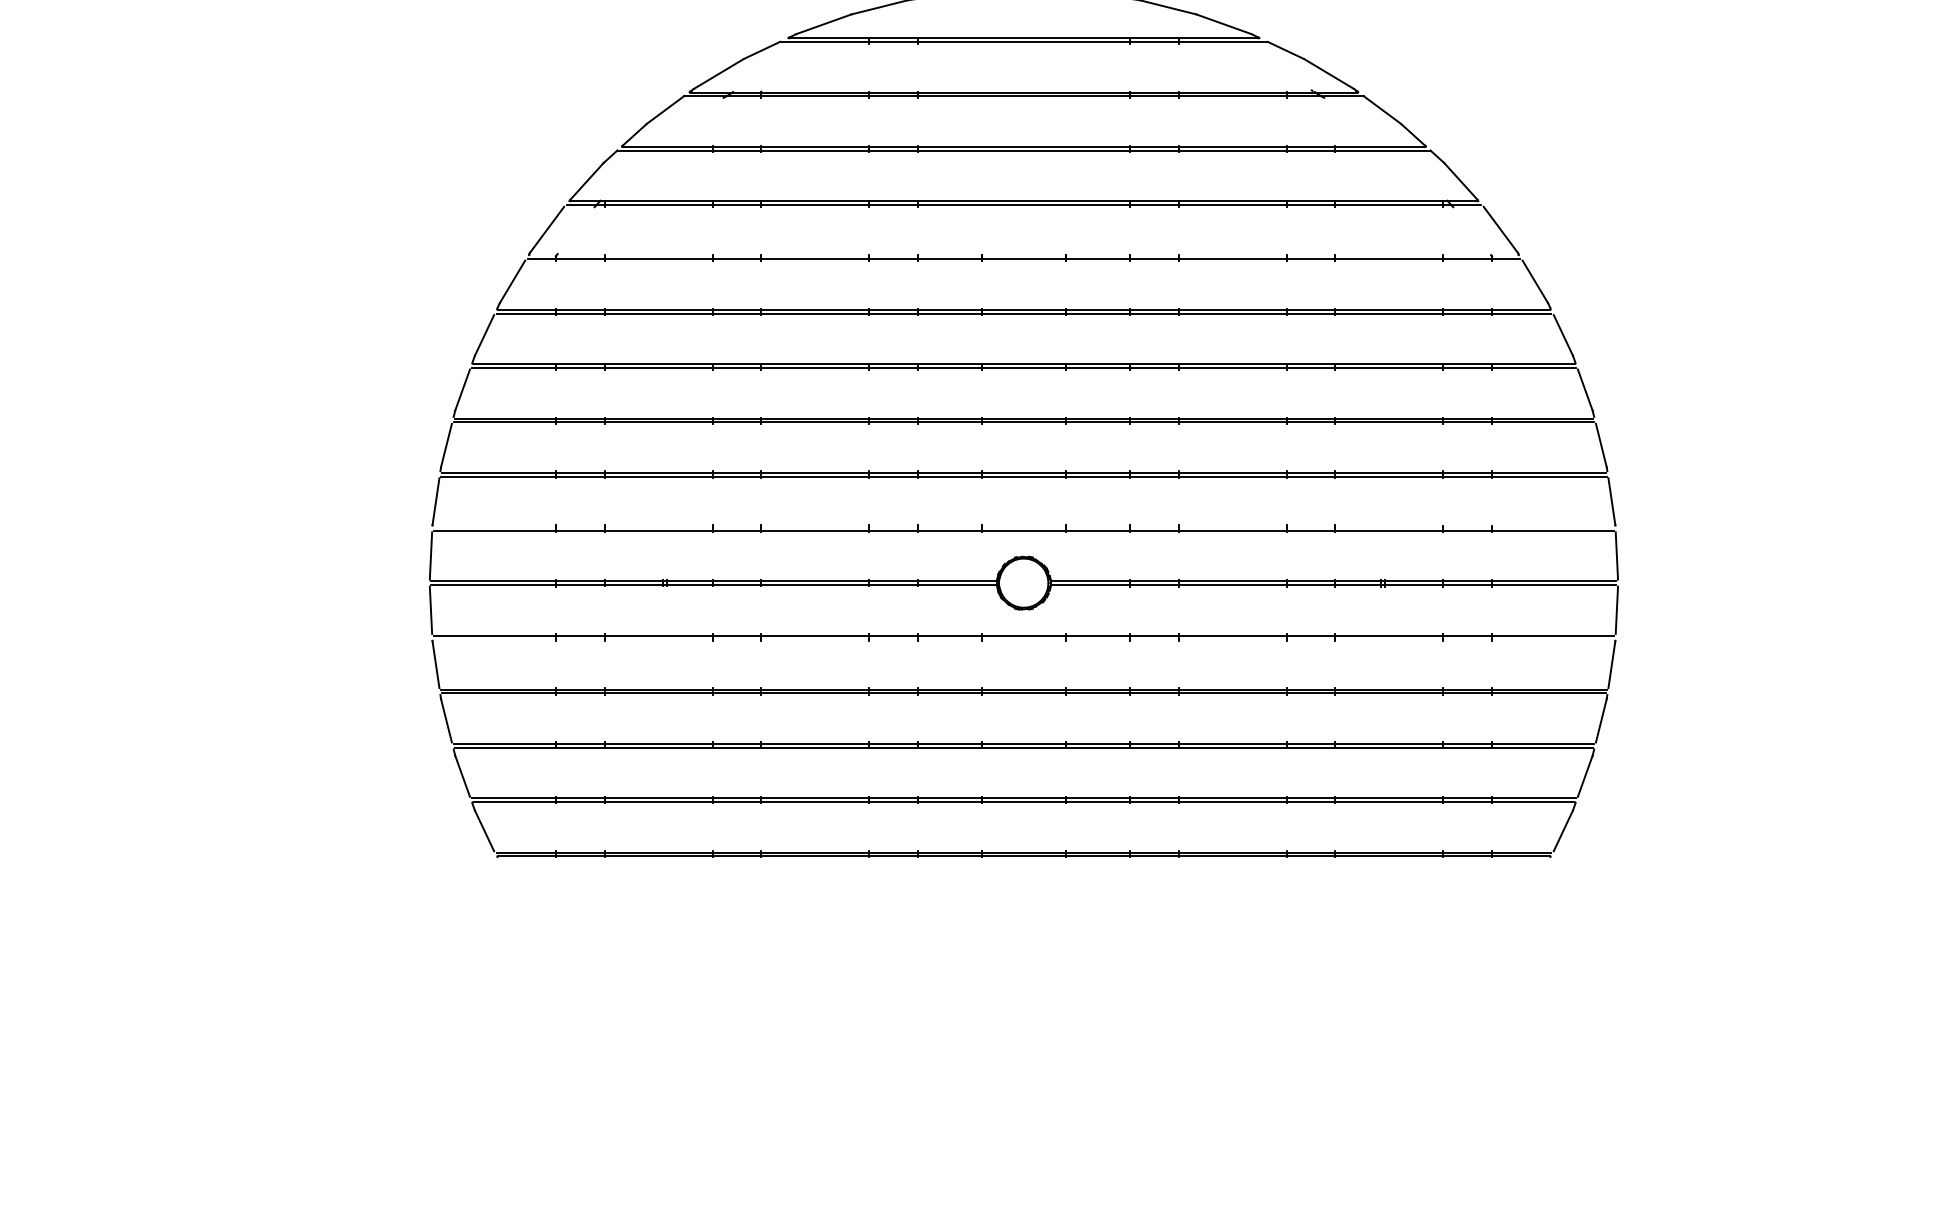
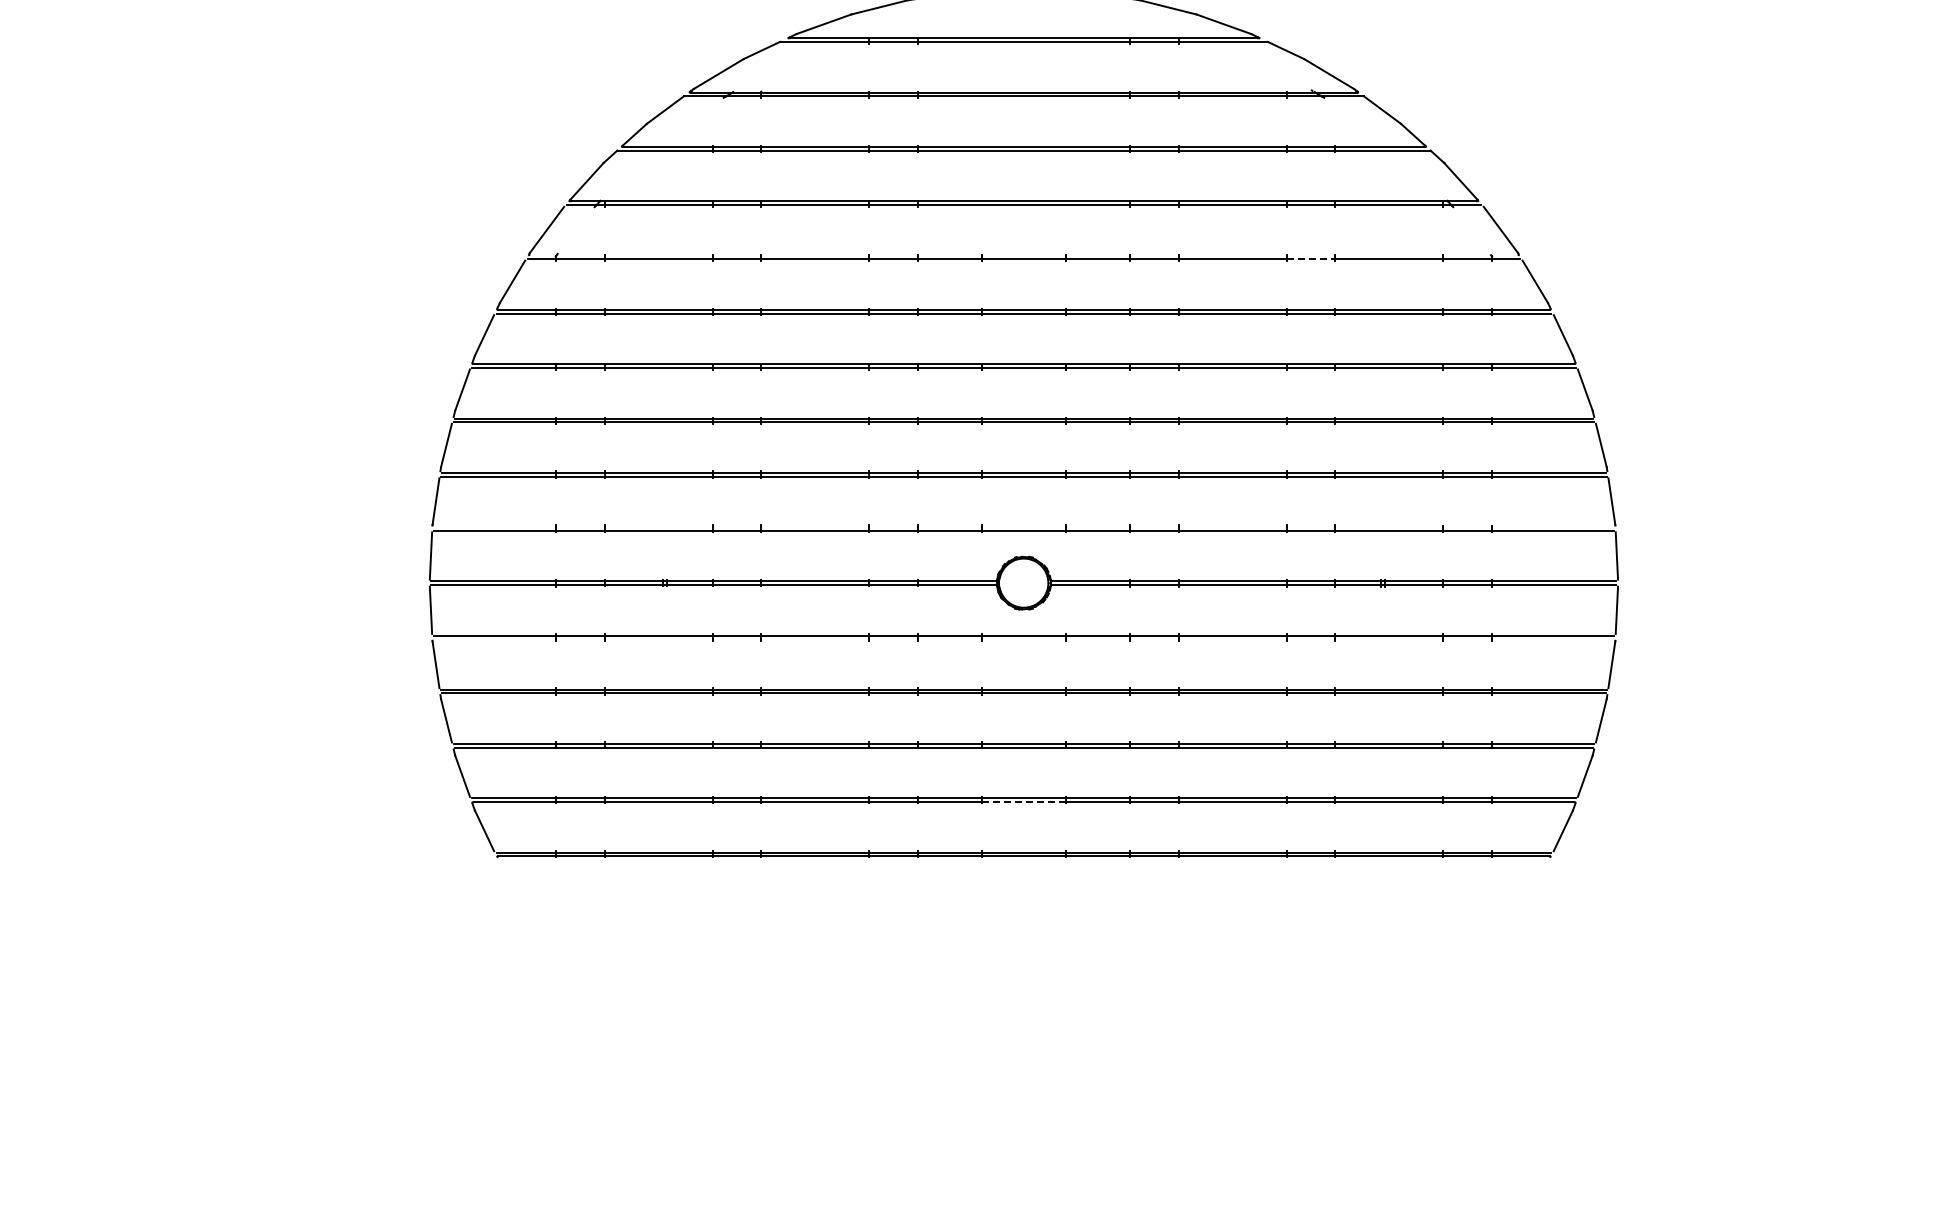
line: solid -> dashed (1311, 259)
line: solid -> dashed (1024, 802)
